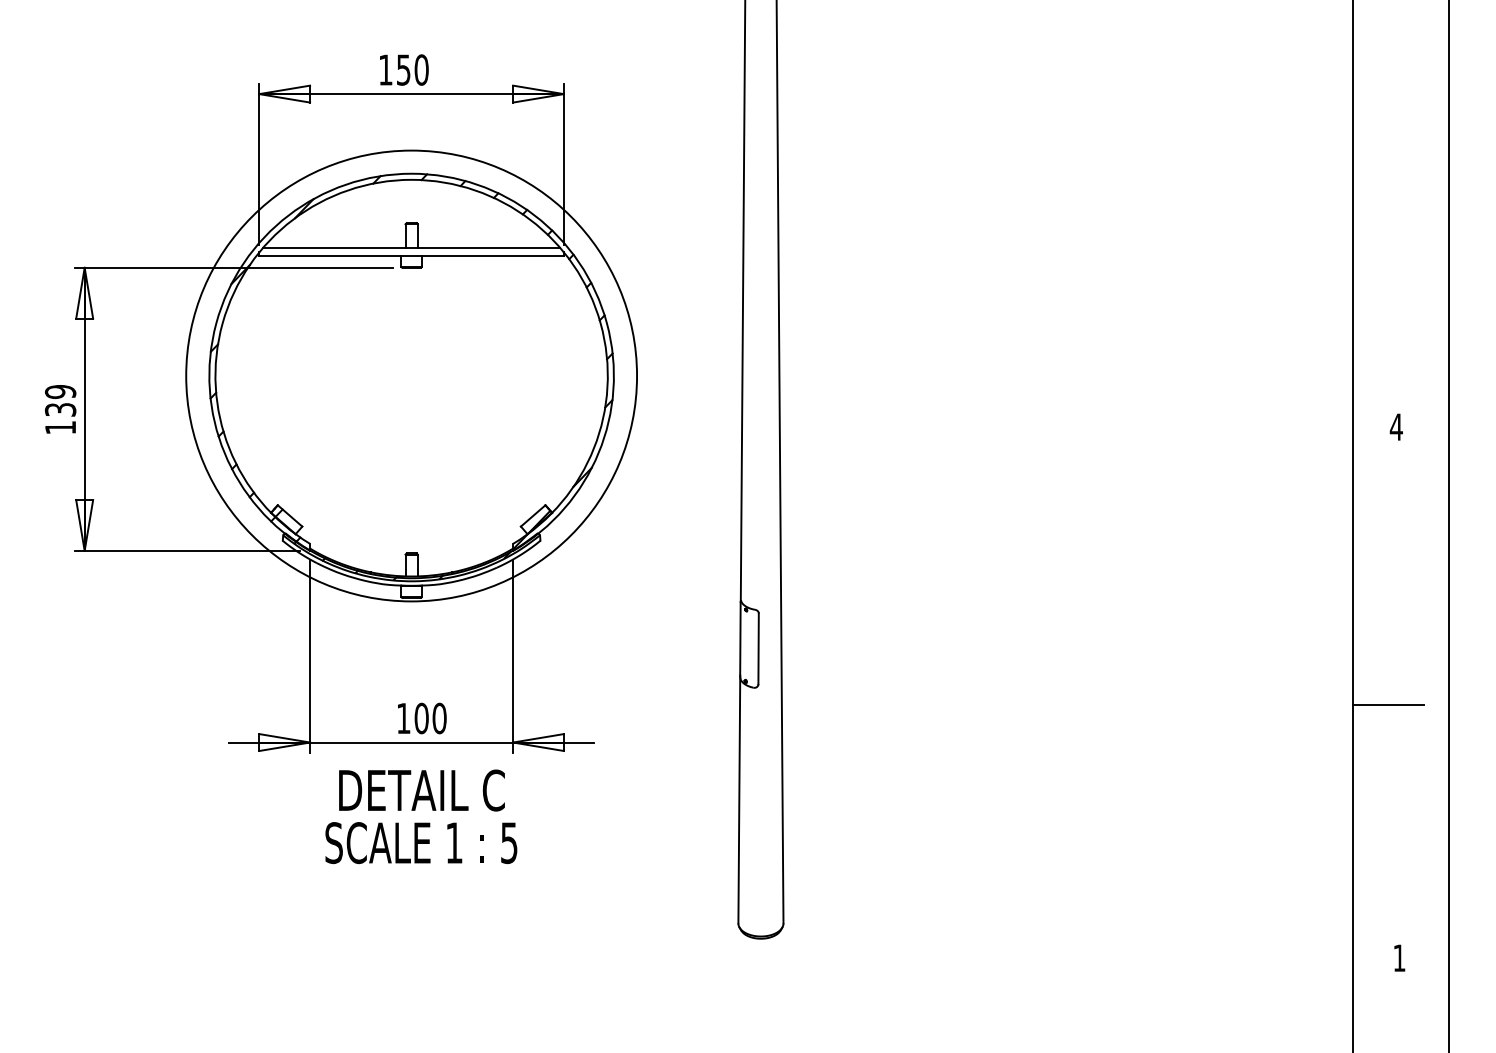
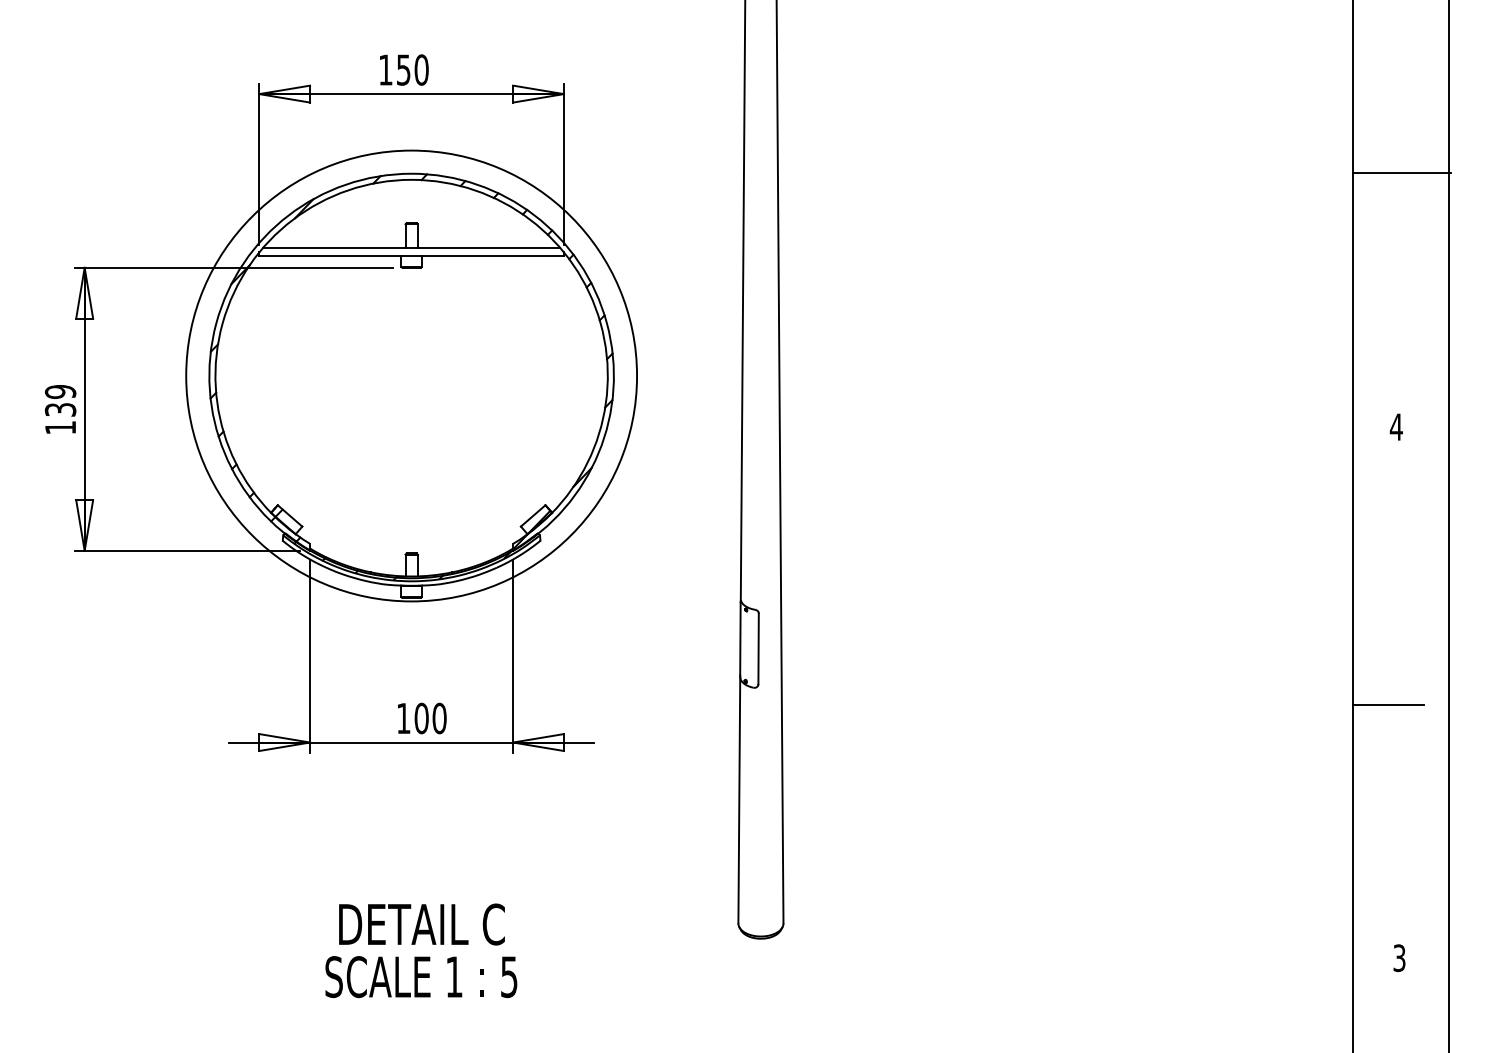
line: none -> present (1401, 172)
text position: (421, 816) -> (421, 950) (421, 950)
text: 1 -> 3 (1399, 958)
